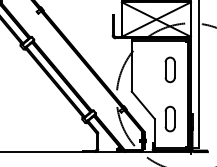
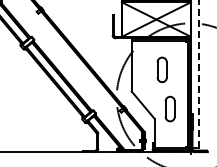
part position: (169, 69) -> (161, 69) (161, 69)
line: solid -> dashed (198, 74)
part position: (169, 118) -> (169, 108) (169, 108)
